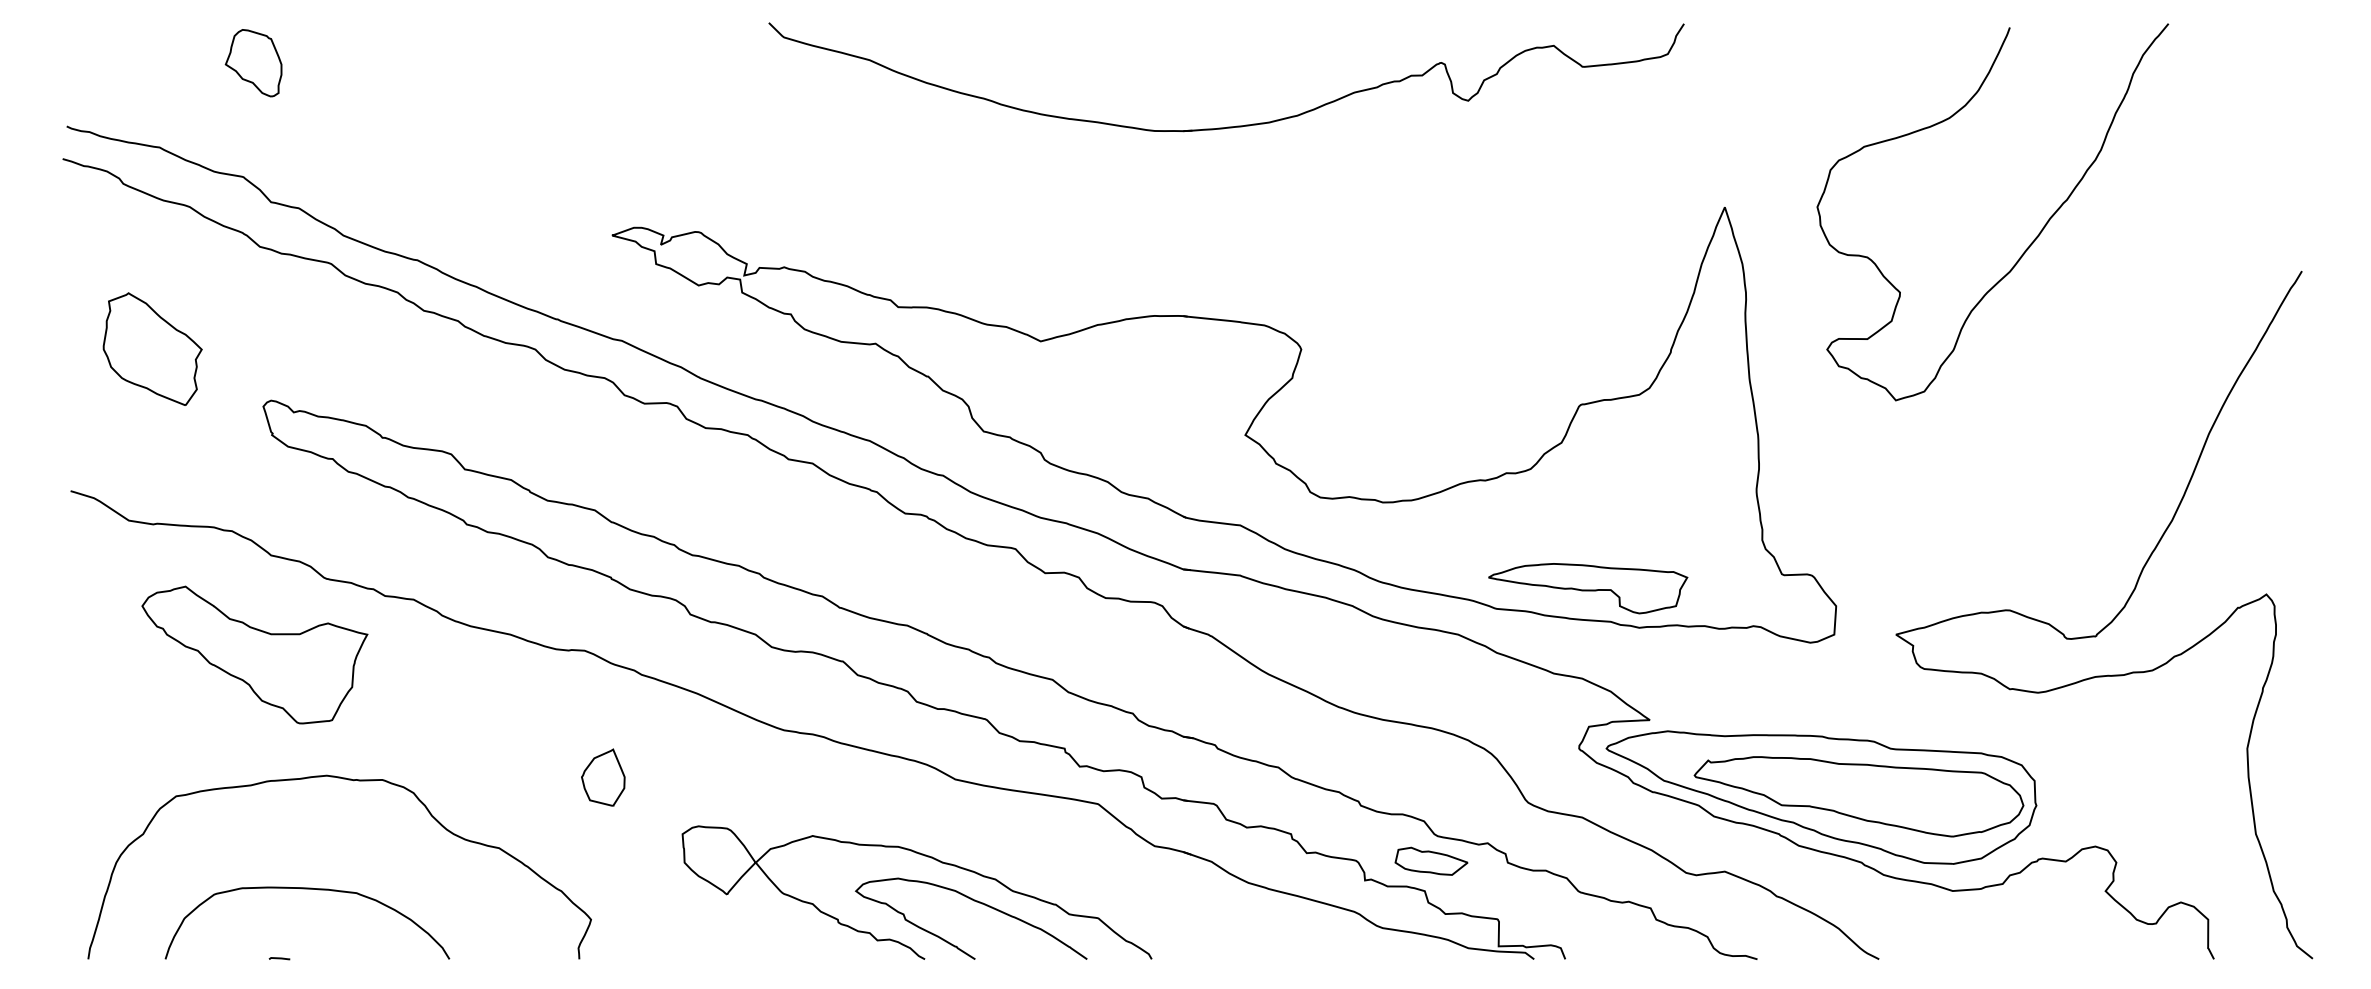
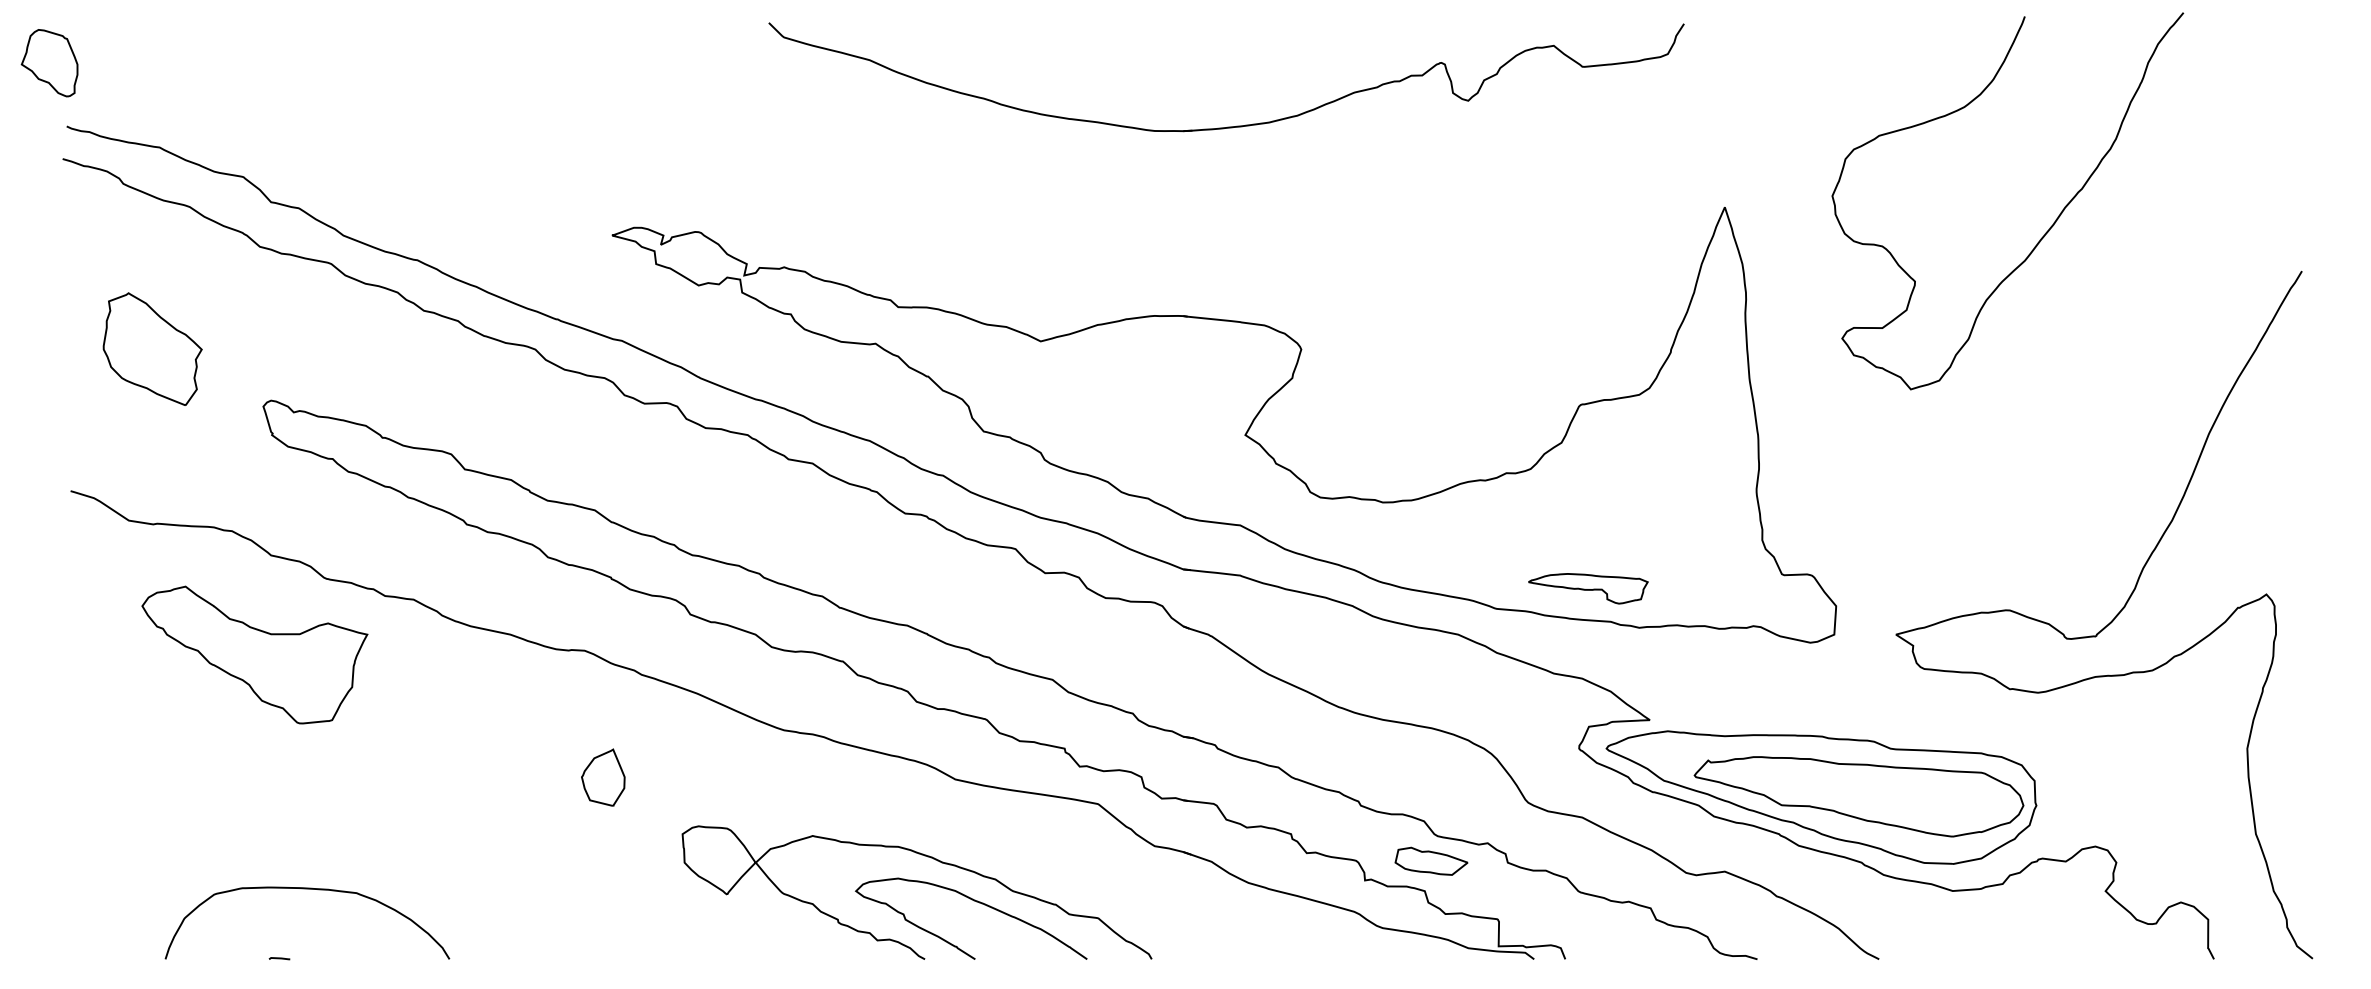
part position: (253, 63) -> (49, 63) (49, 63)
curve position: (2030, 243) -> (2045, 232) (2045, 232)
part size: 201x52 px -> 121x32 px (1588, 588)
curve: present -> none (353, 781)
